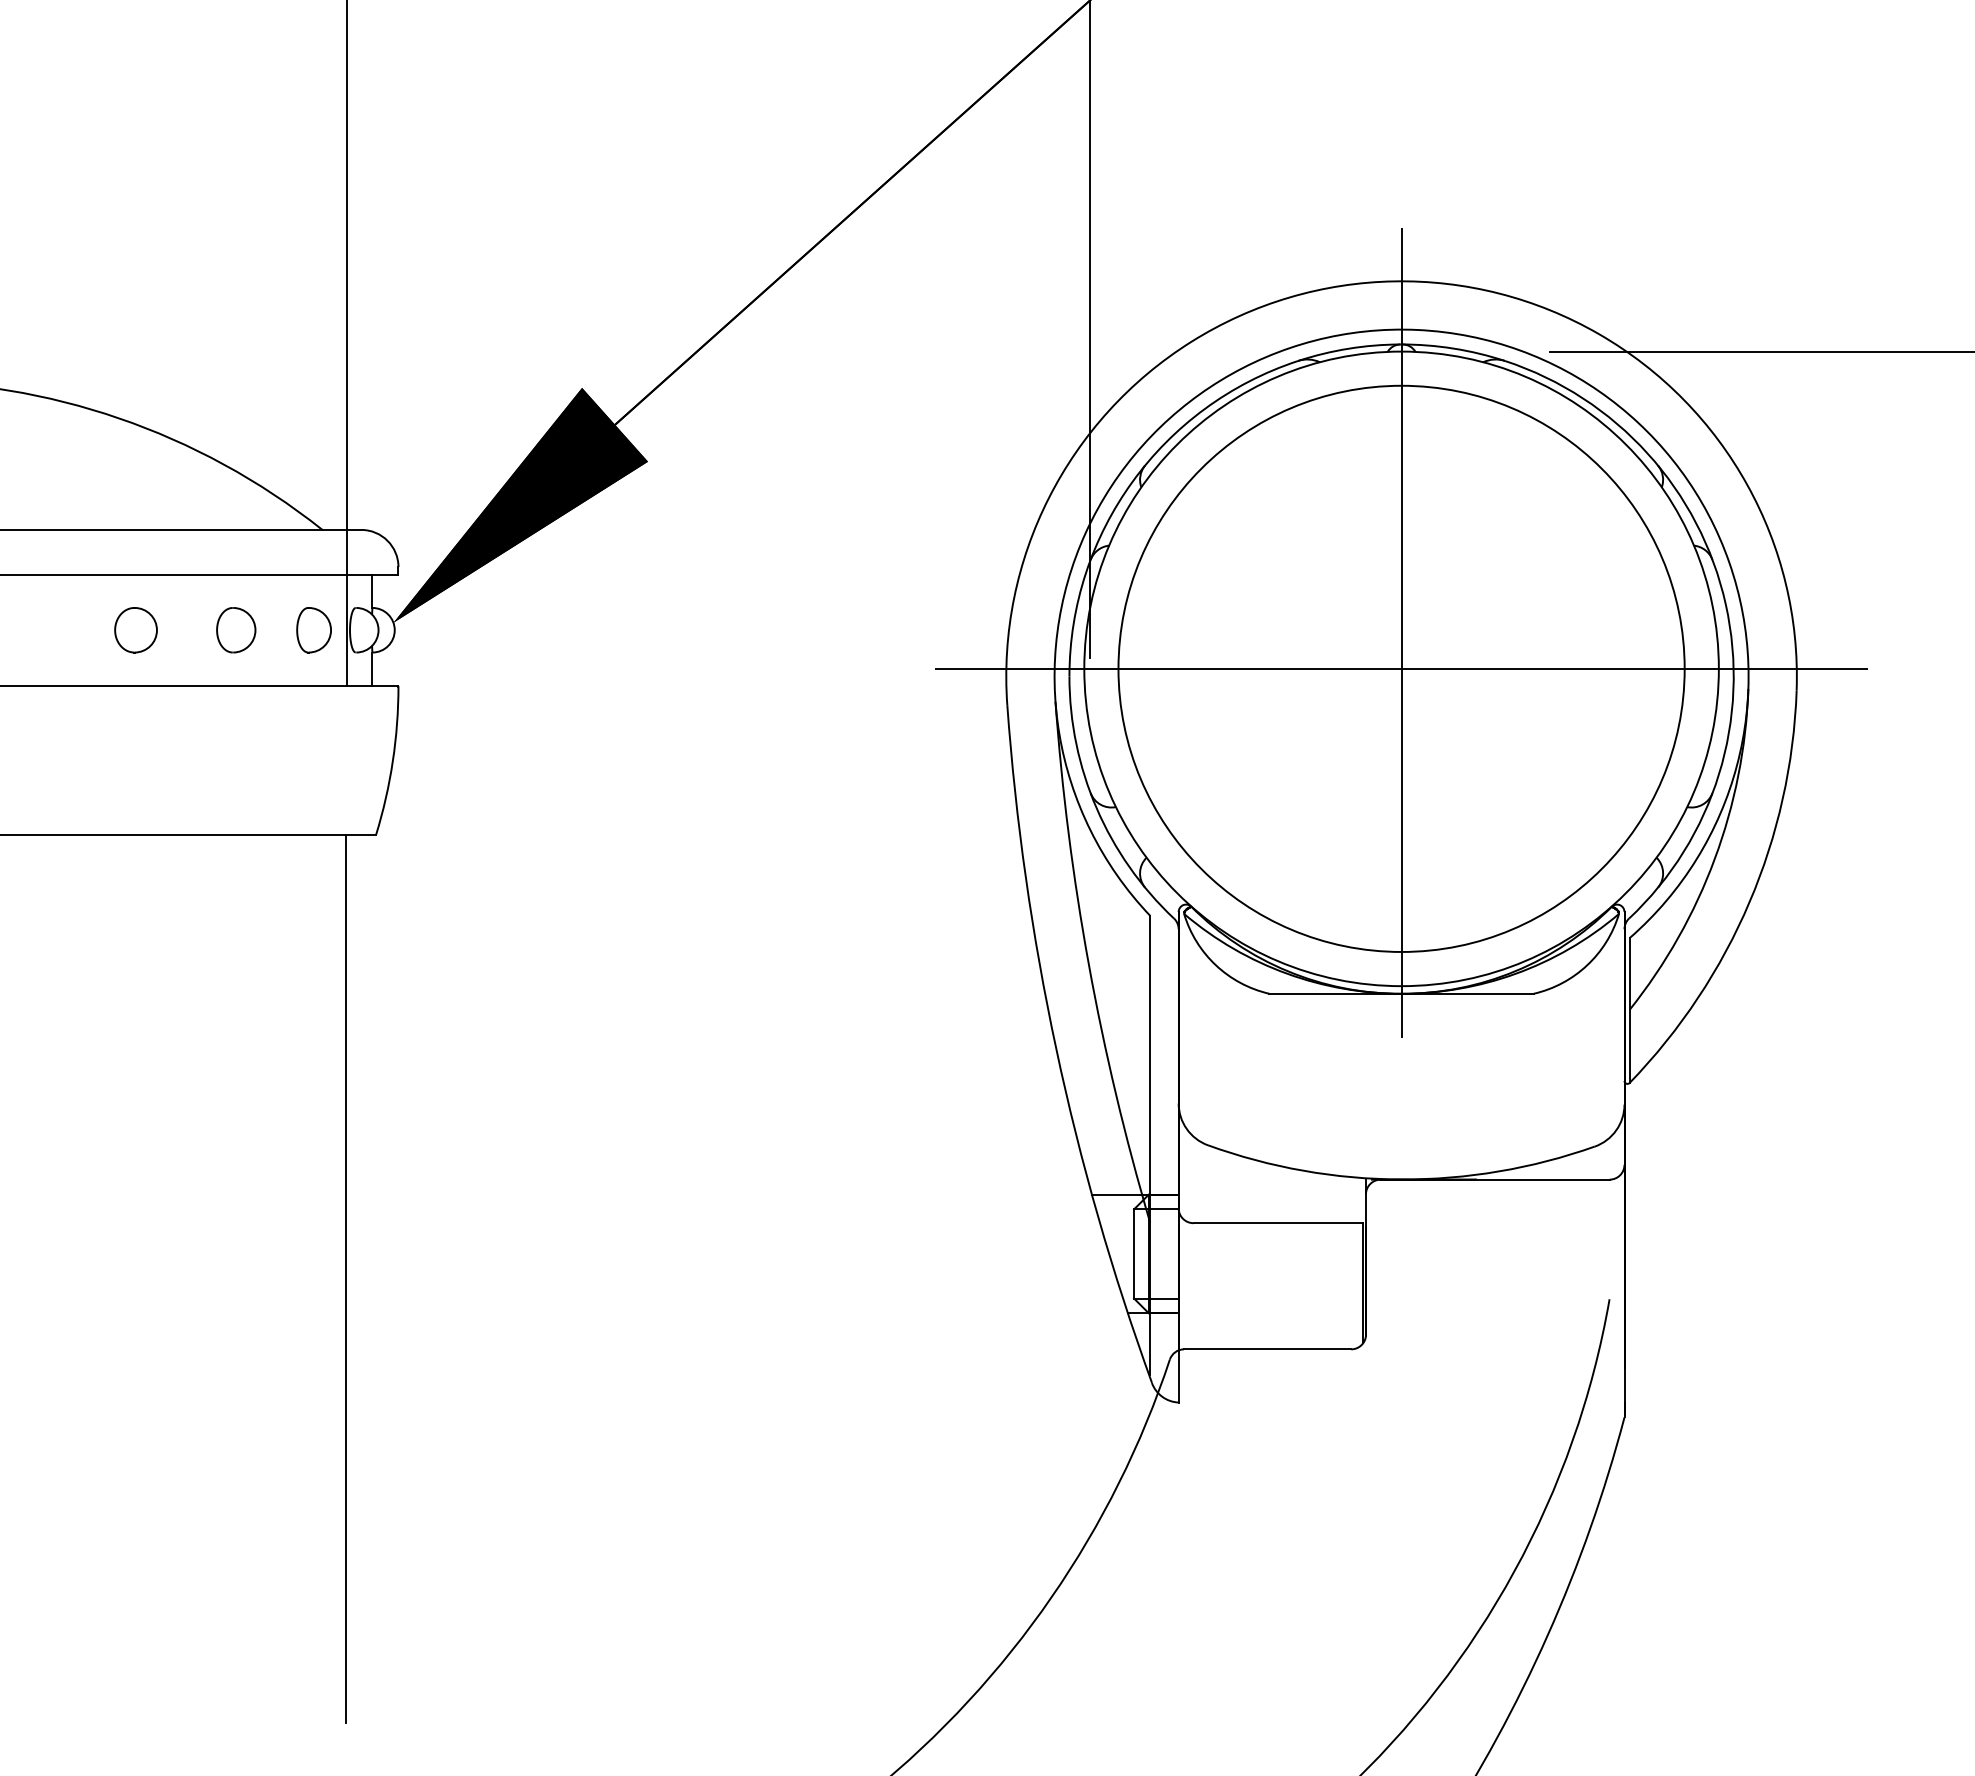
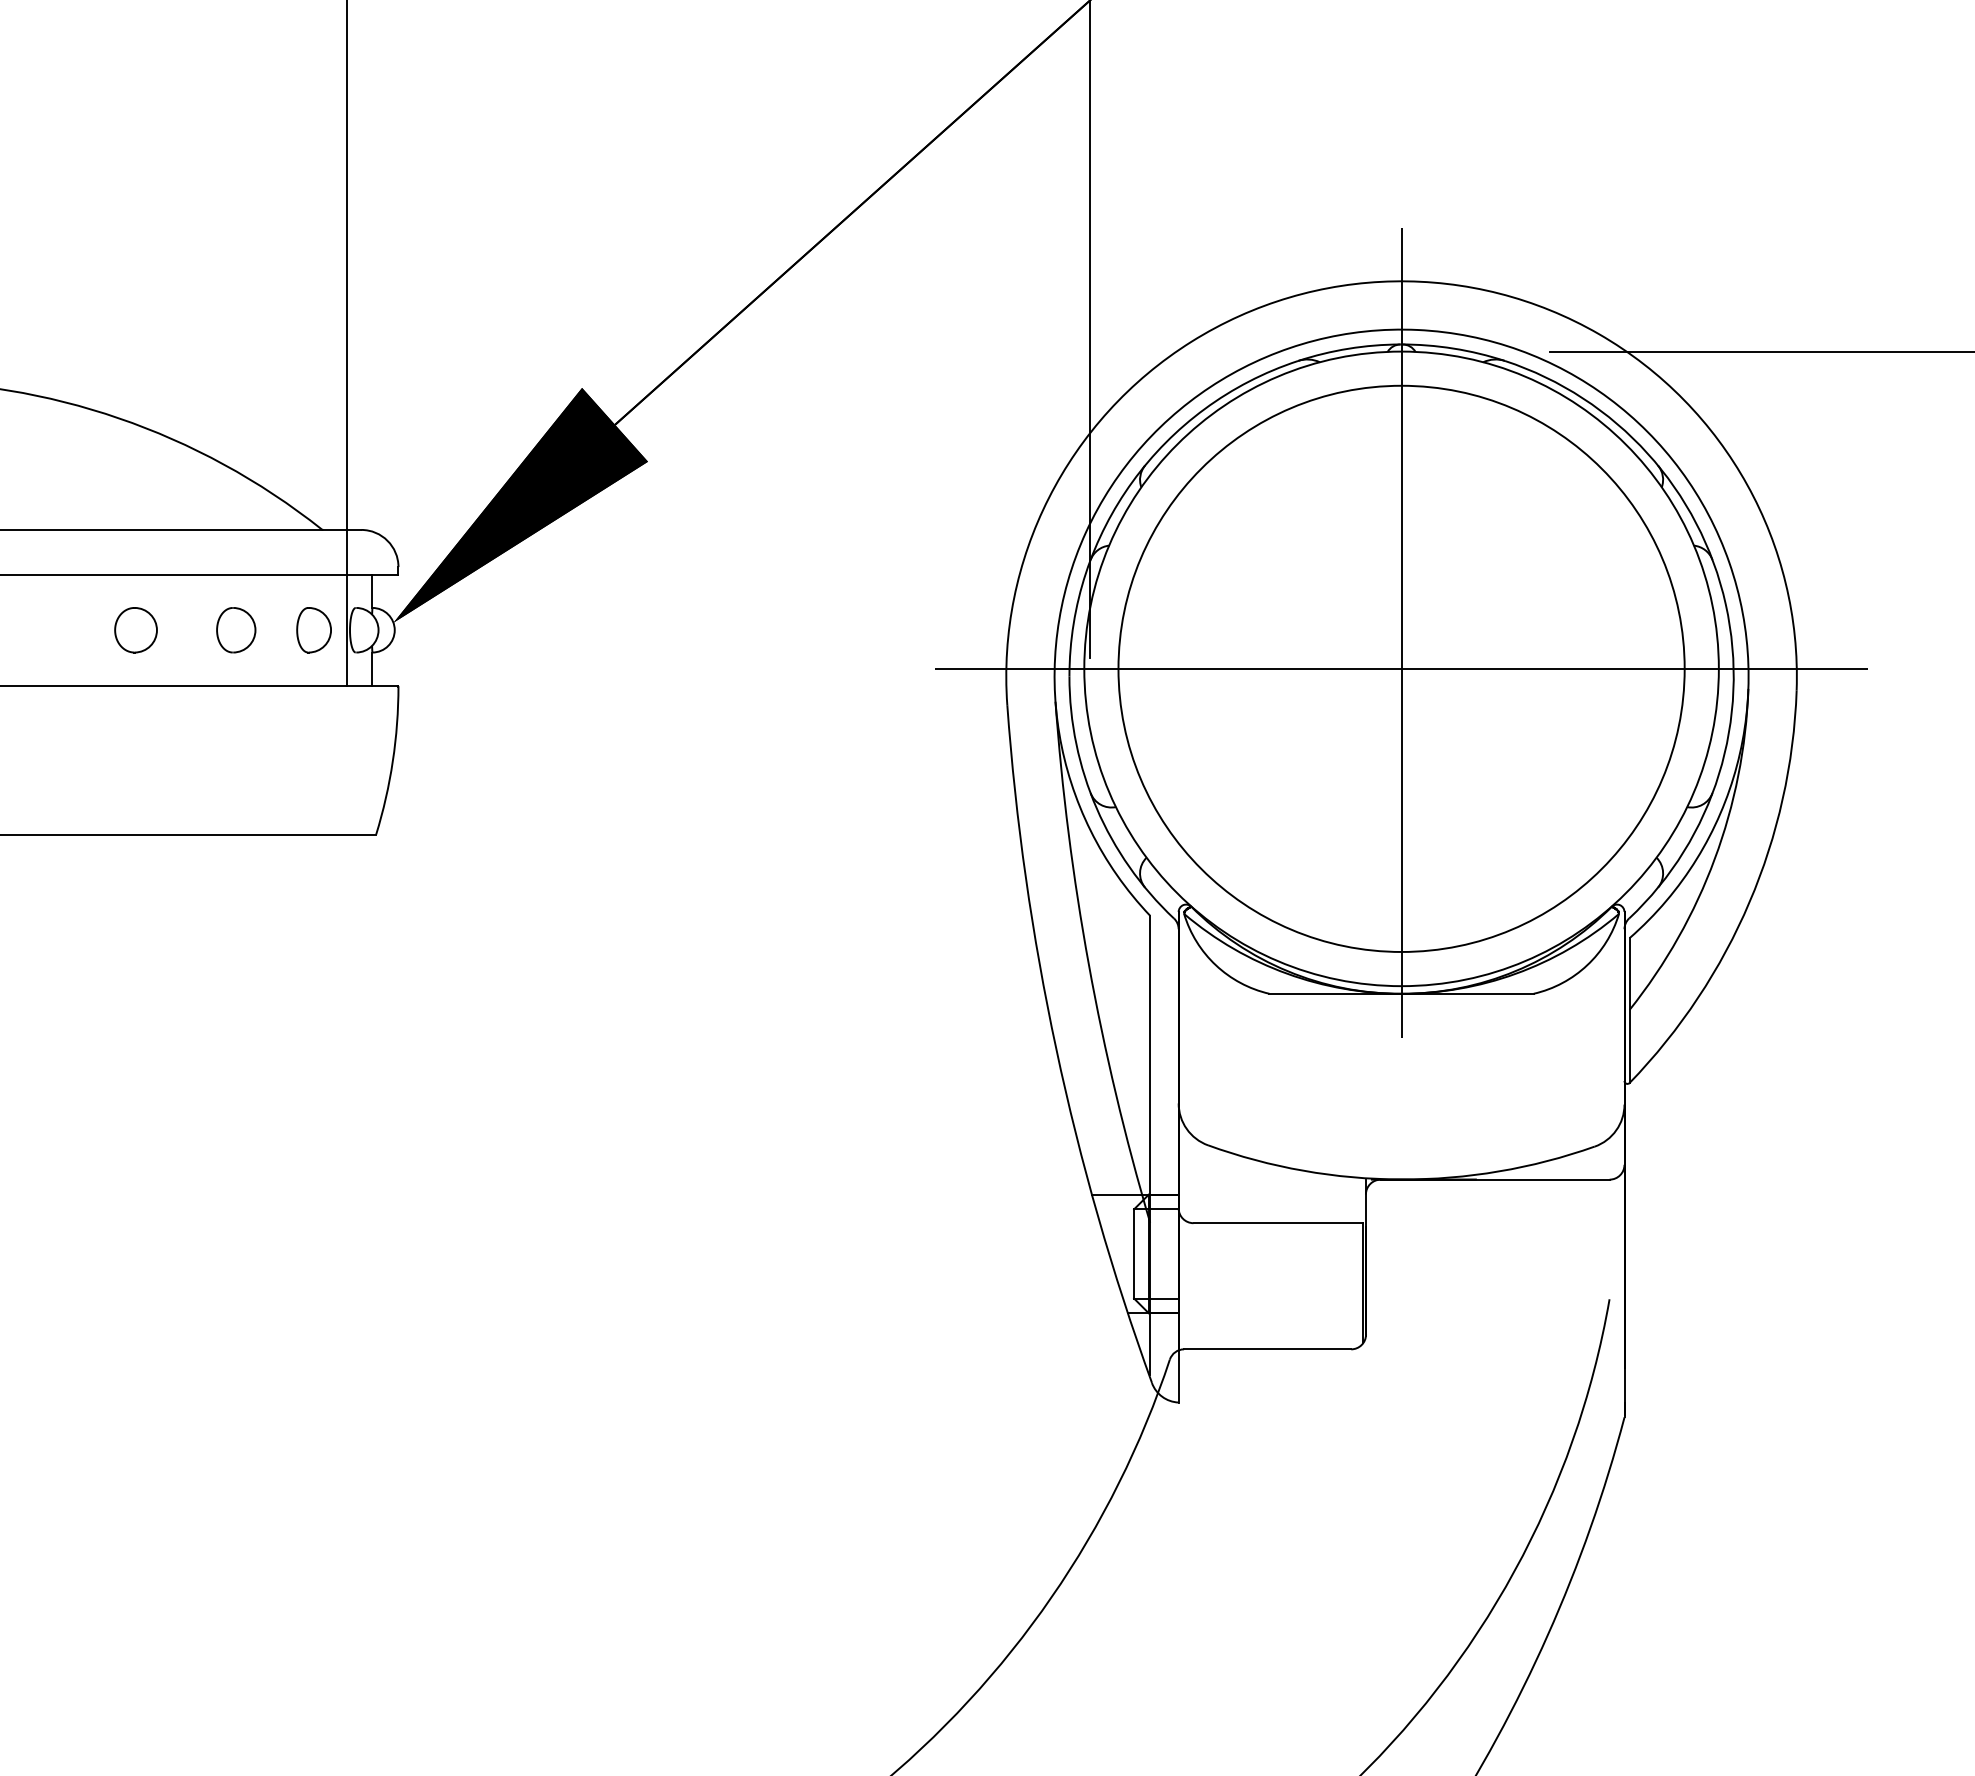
line: present -> none (346, 1278)
